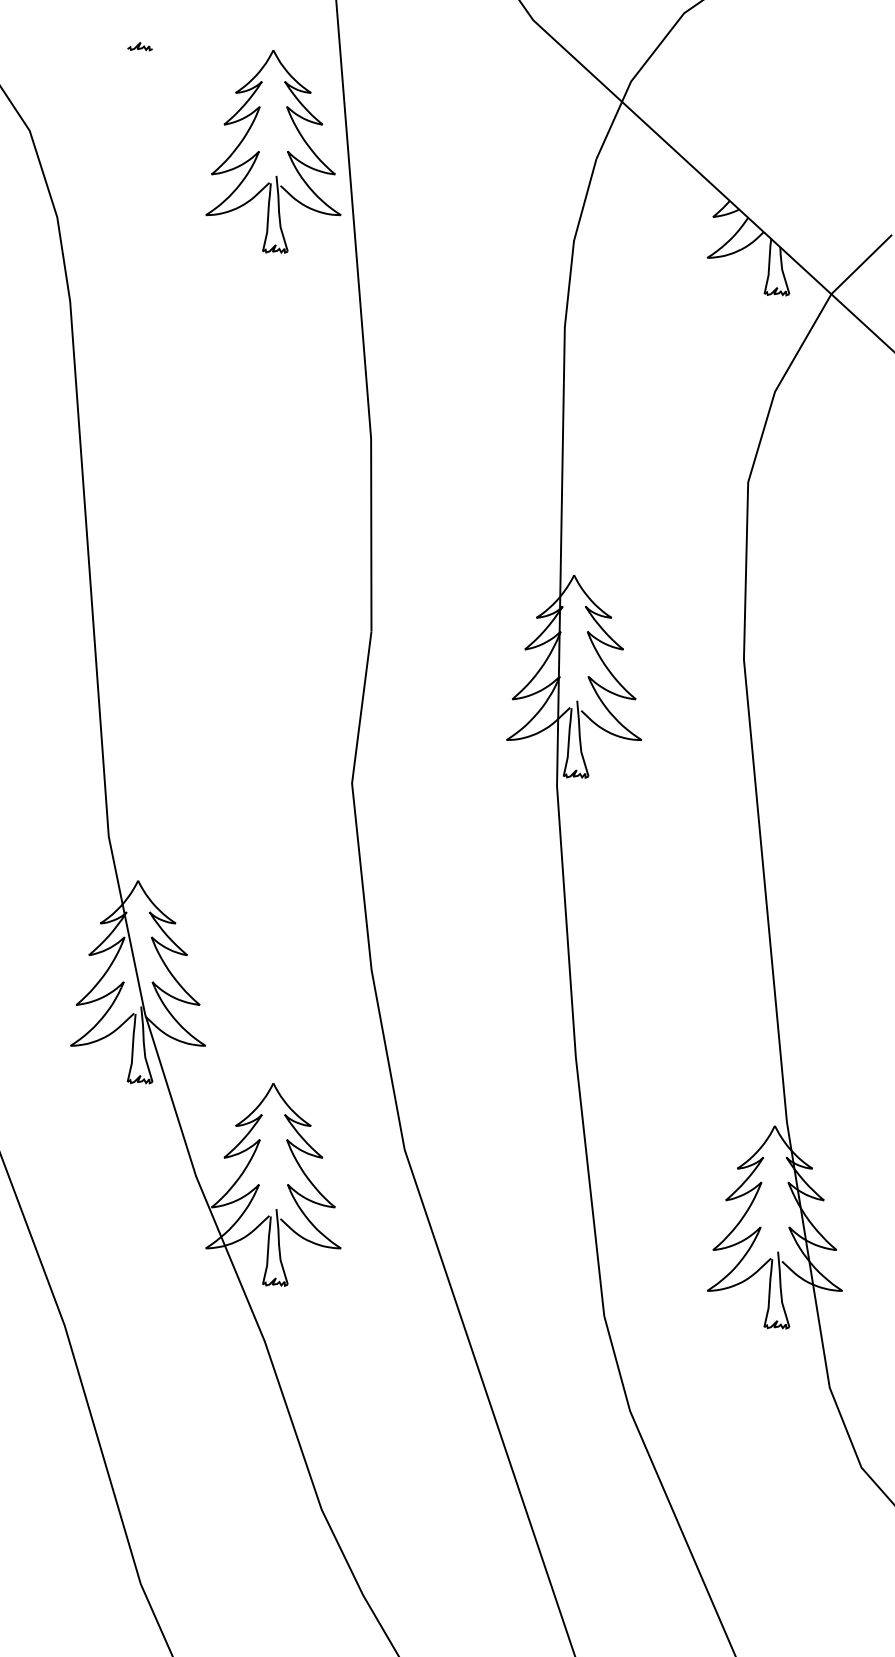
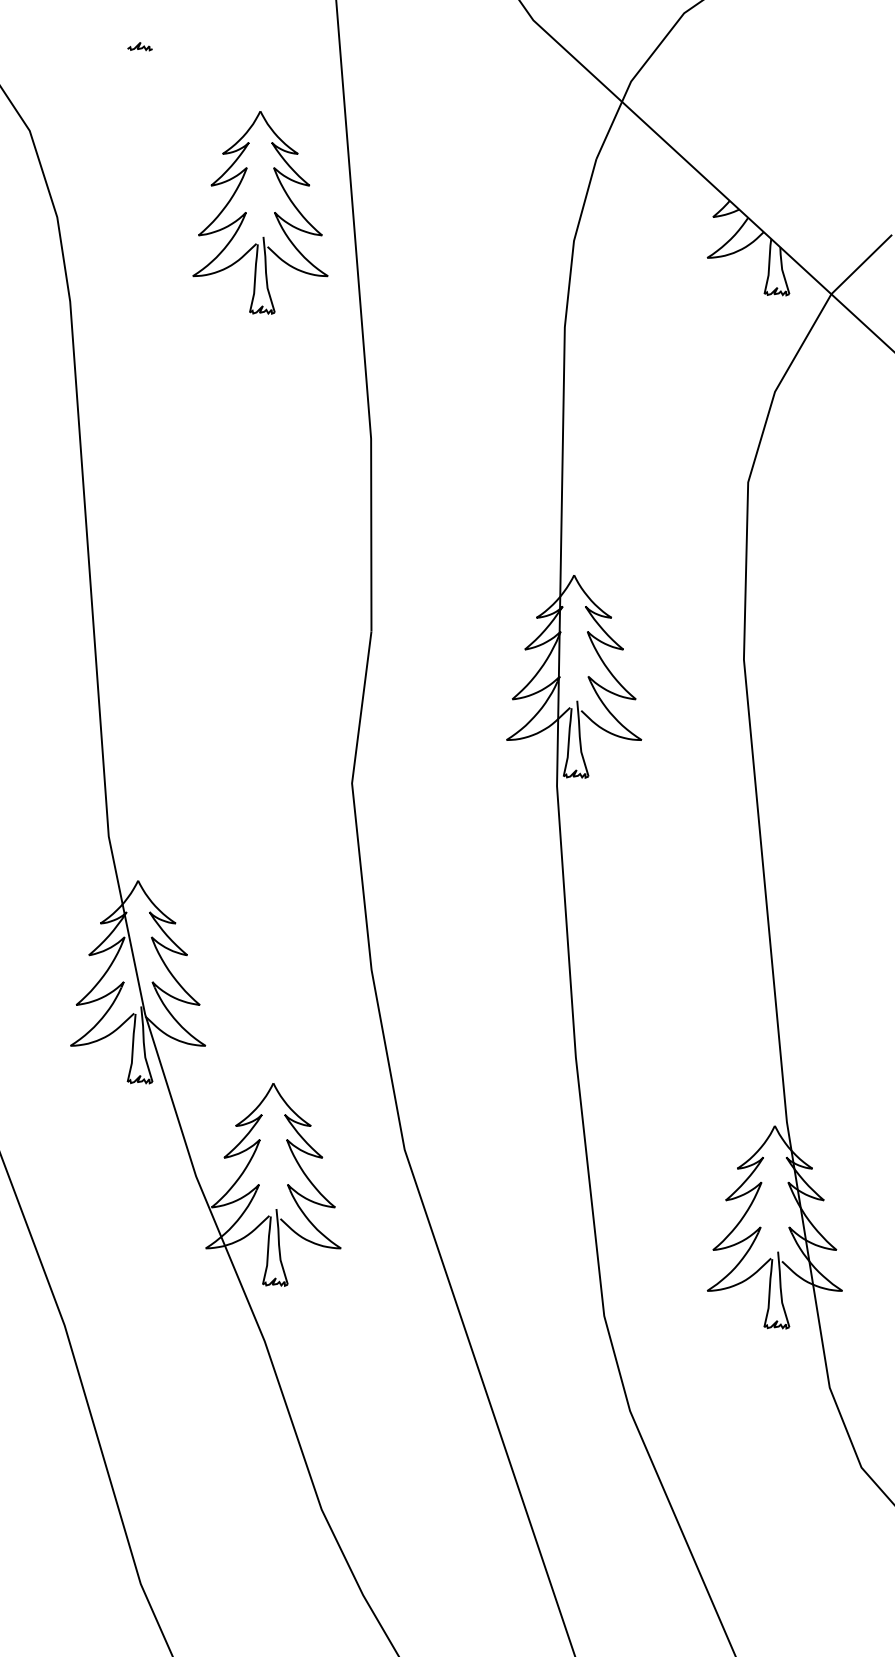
part position: (259, 151) -> (246, 212) (246, 212)
